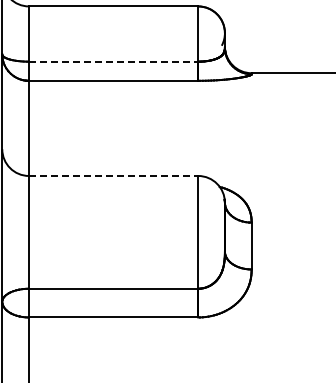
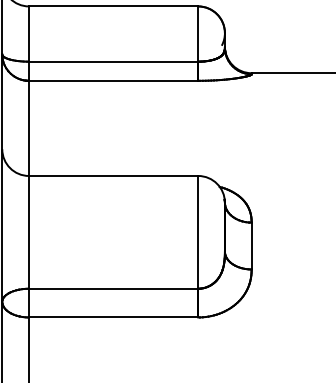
line: dashed -> solid (113, 61)
line: dashed -> solid (113, 175)
